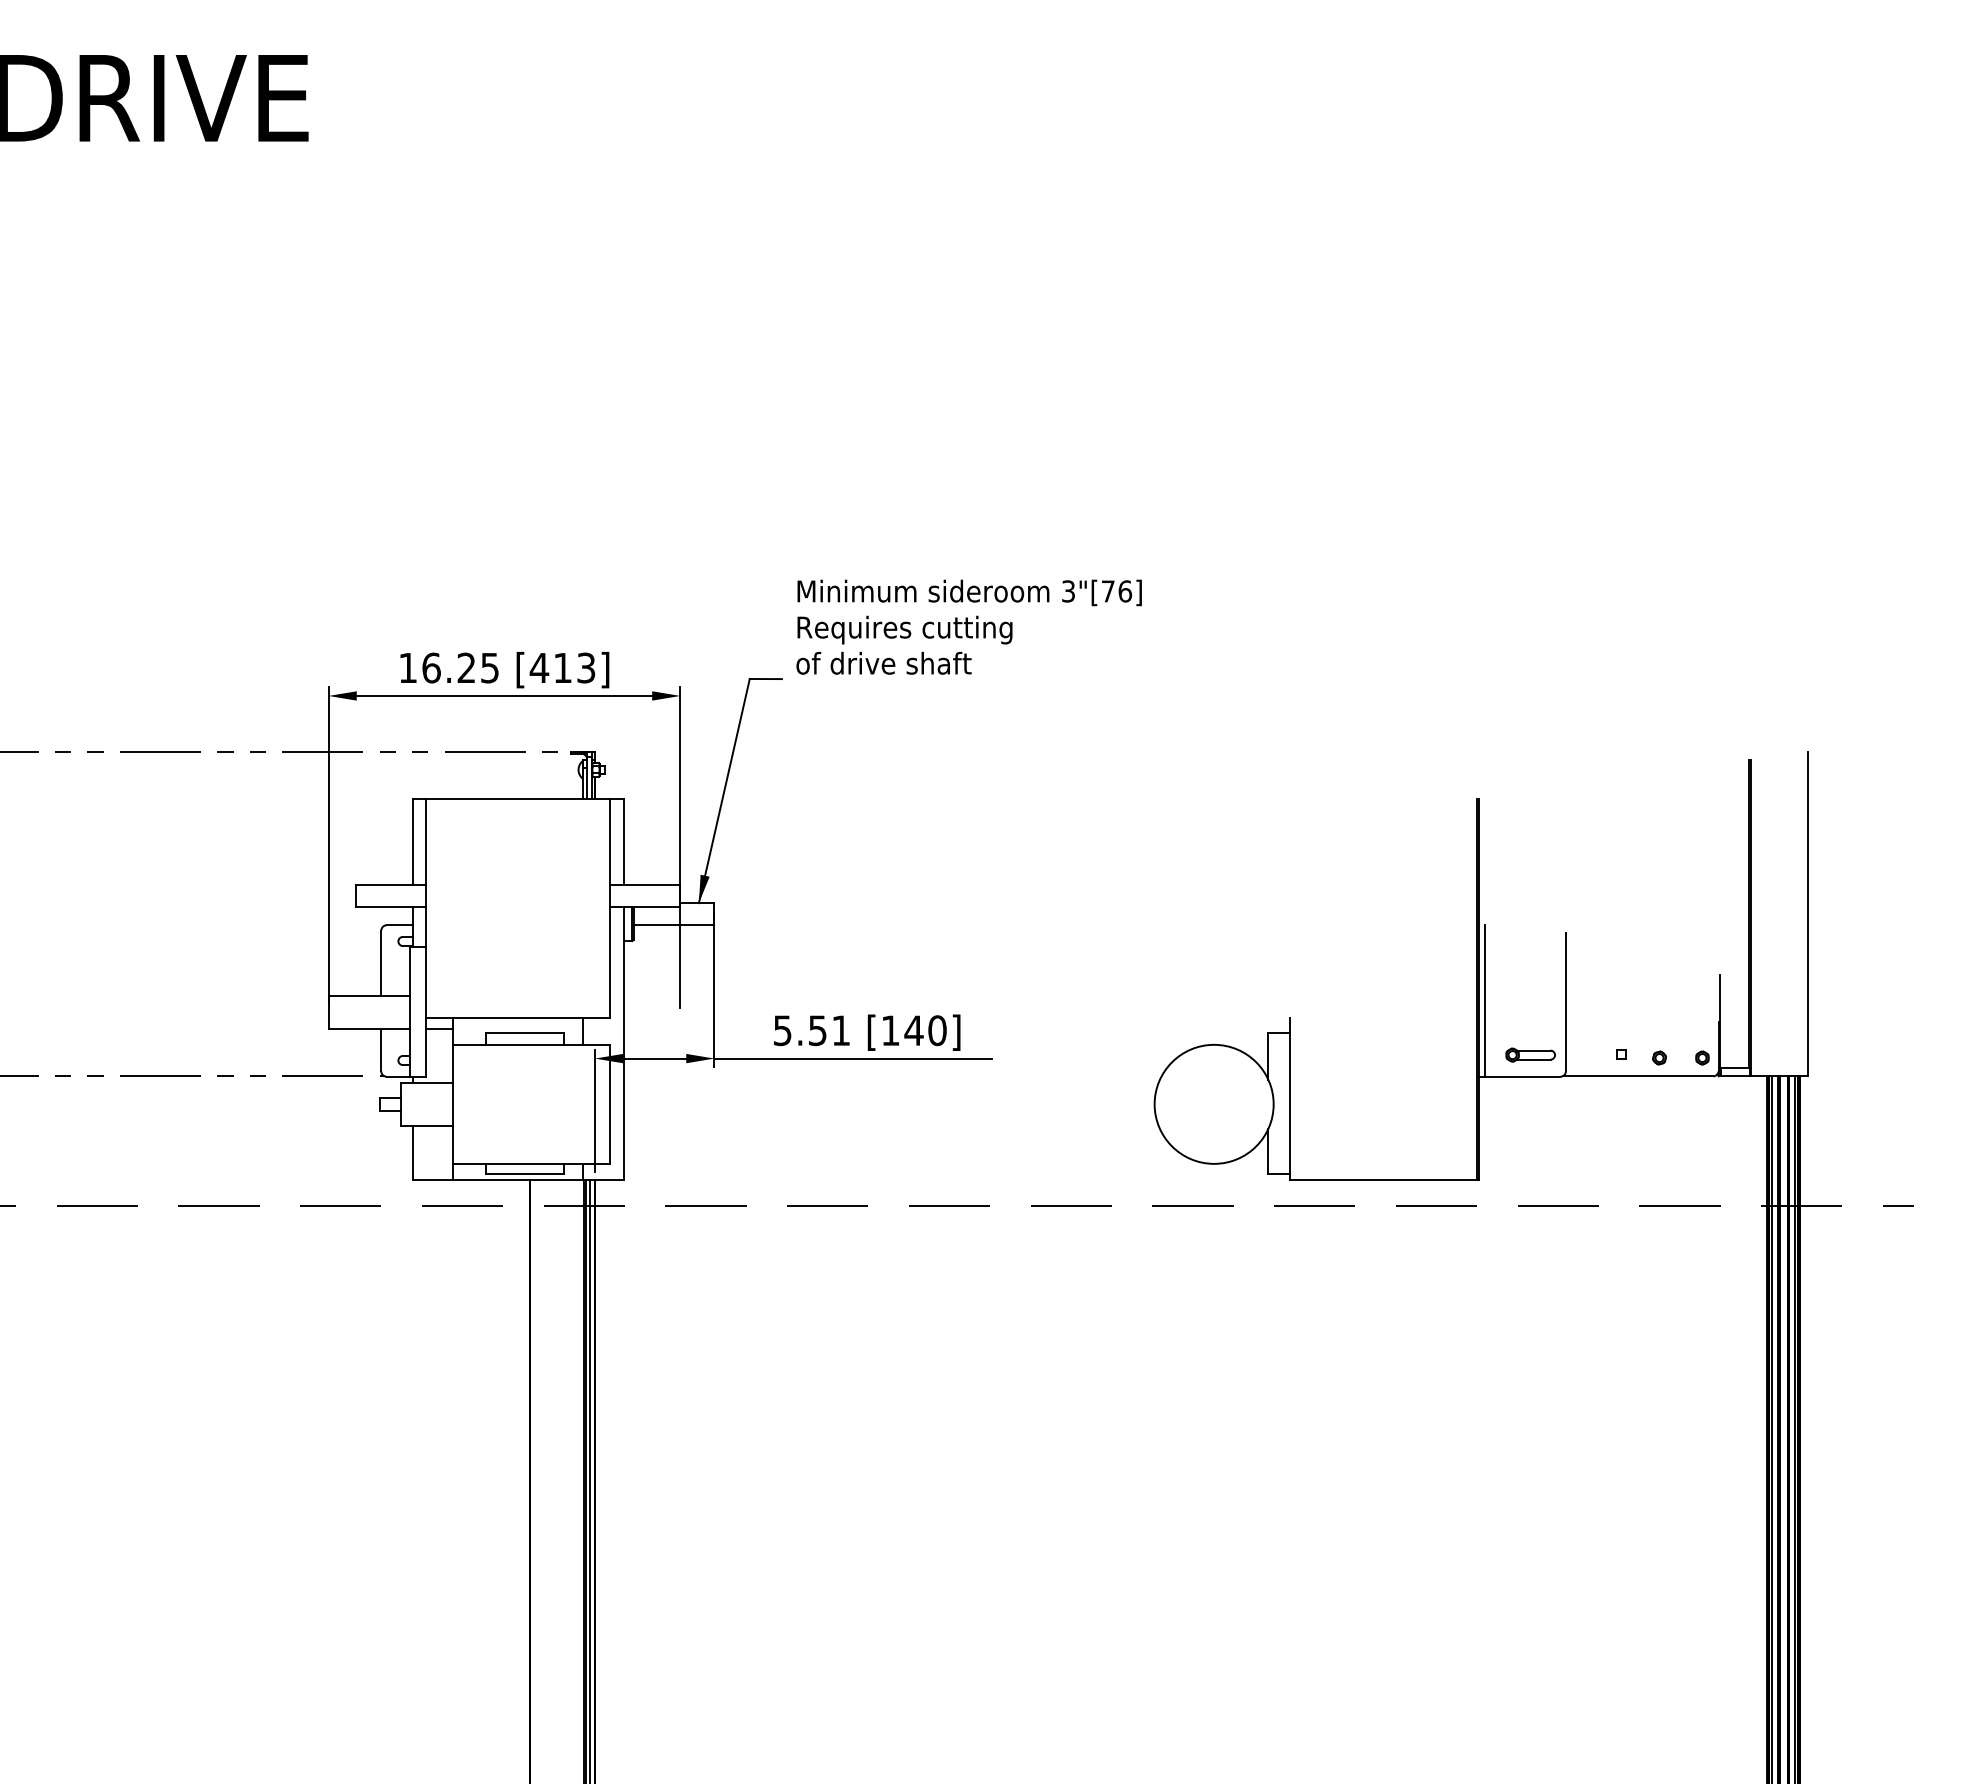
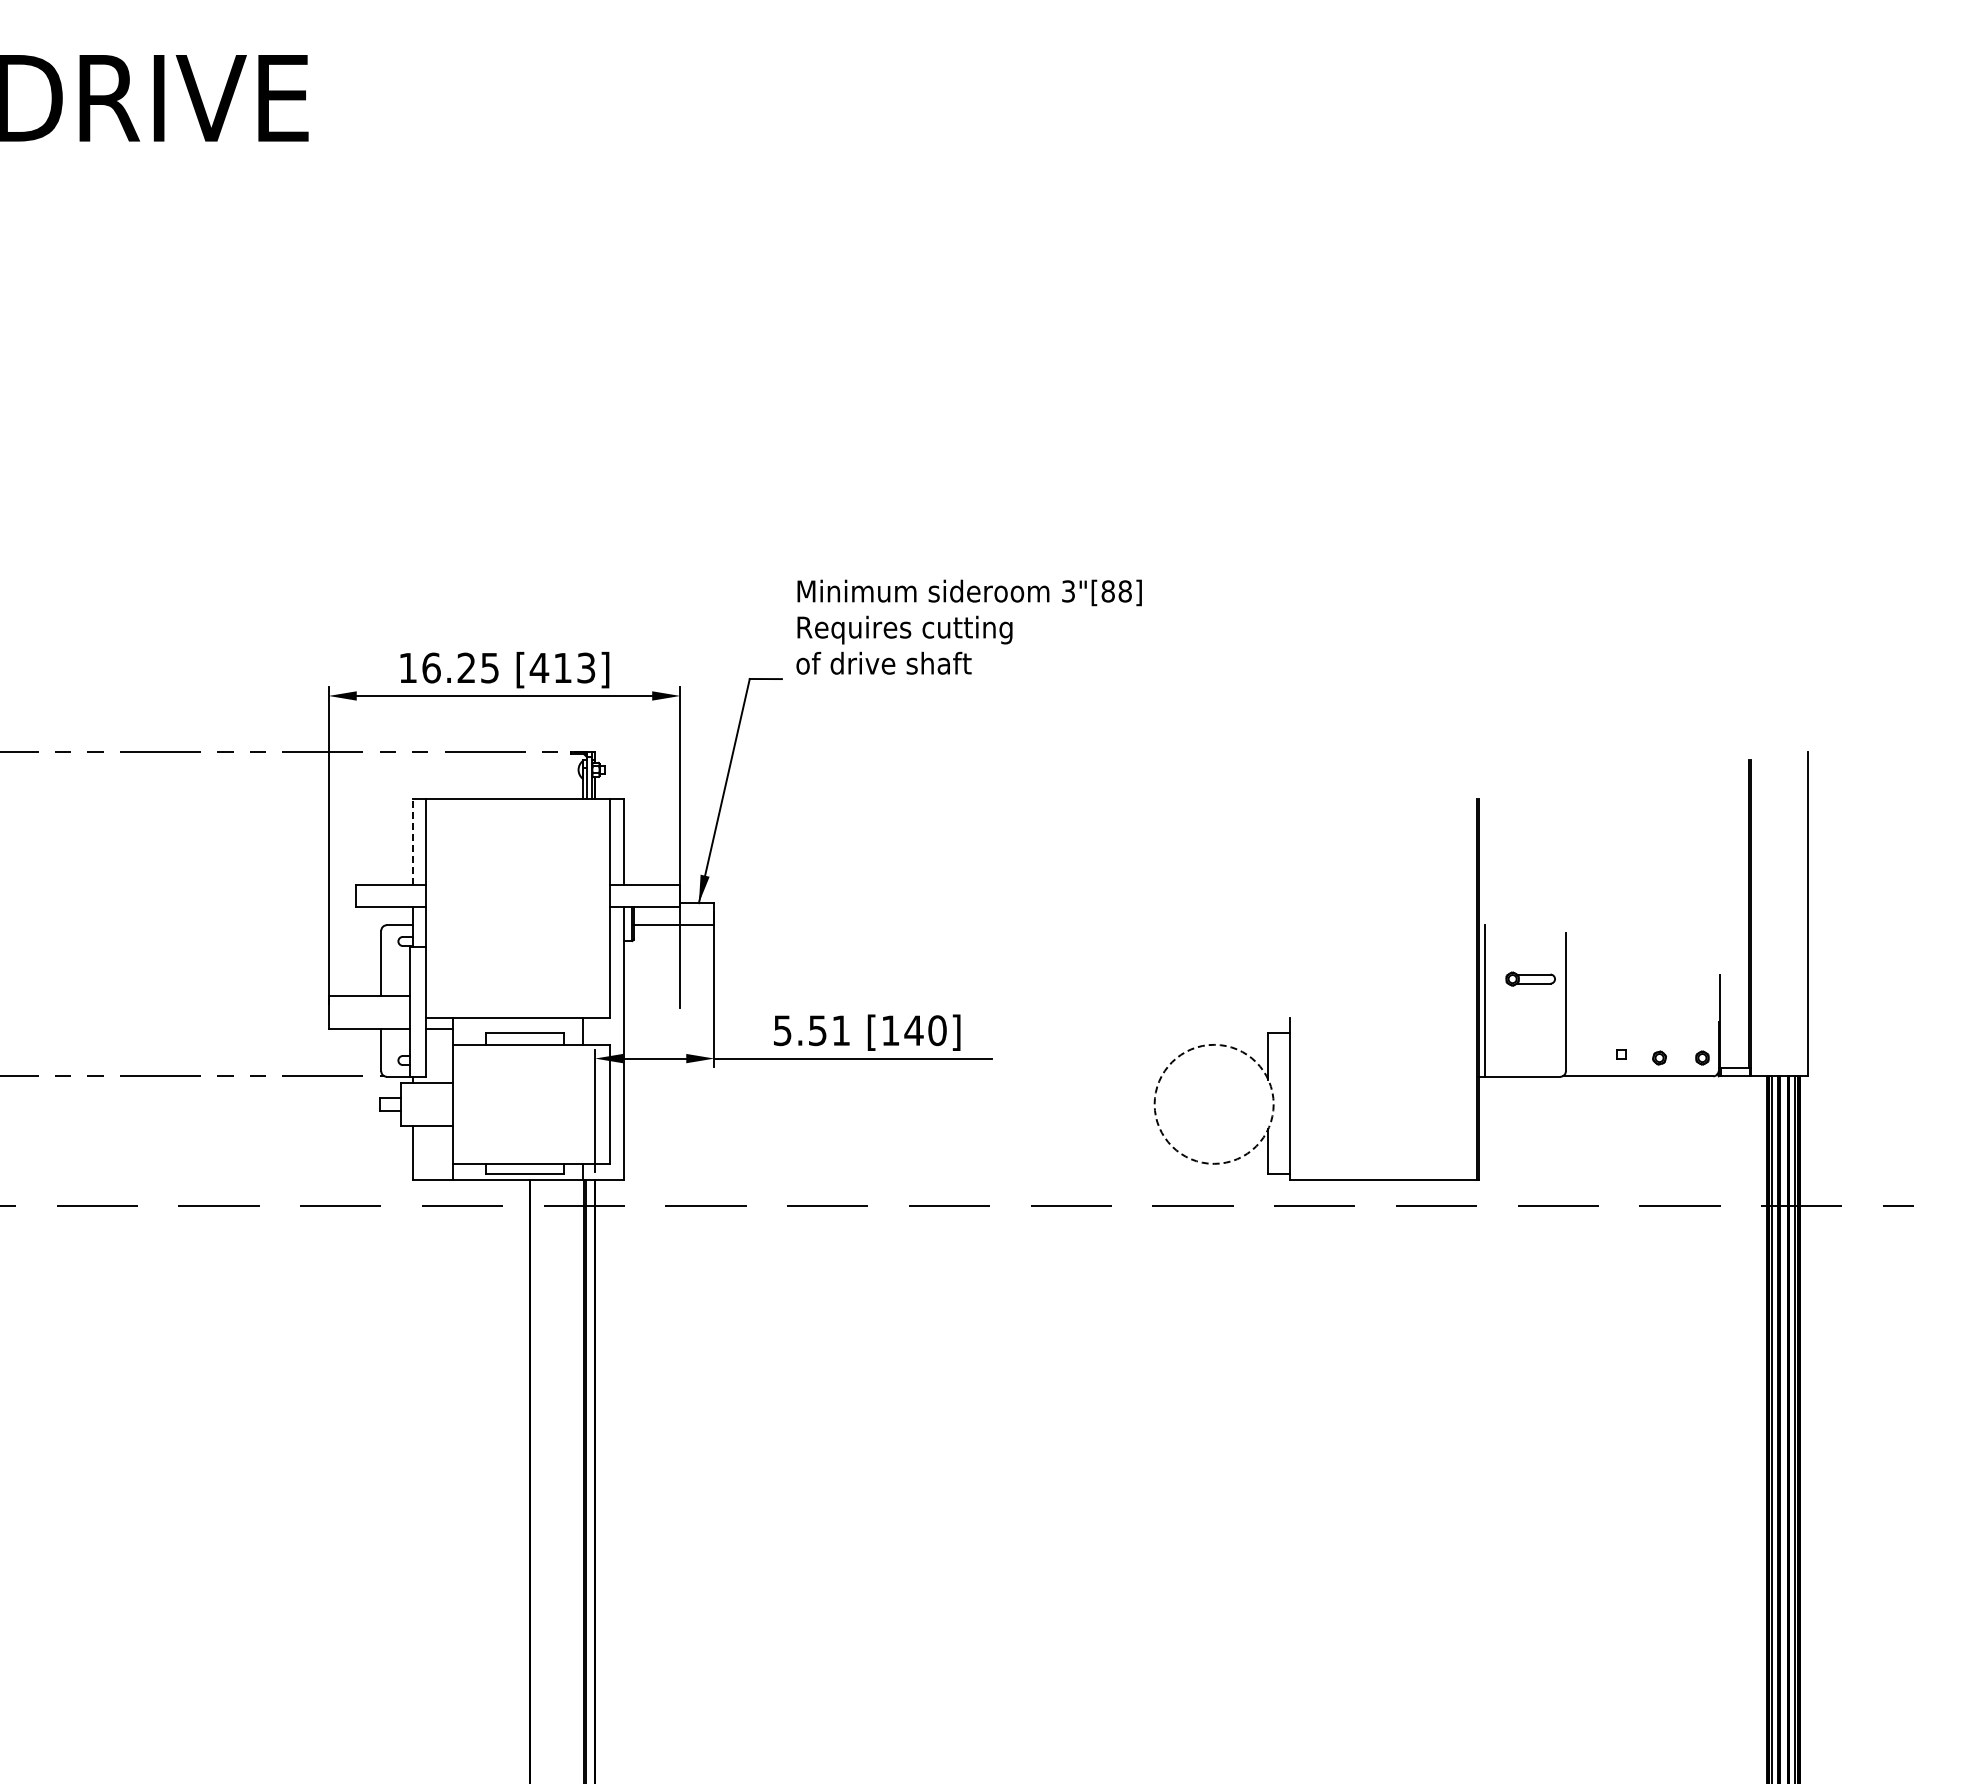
text: 3"[76] -> 3"[88] (1116, 591)
line: solid -> dashed (412, 841)
part position: (1530, 1054) -> (1530, 978) (1530, 978)
circle: solid -> dashed (1213, 1103)
line: present -> none (589, 1480)
